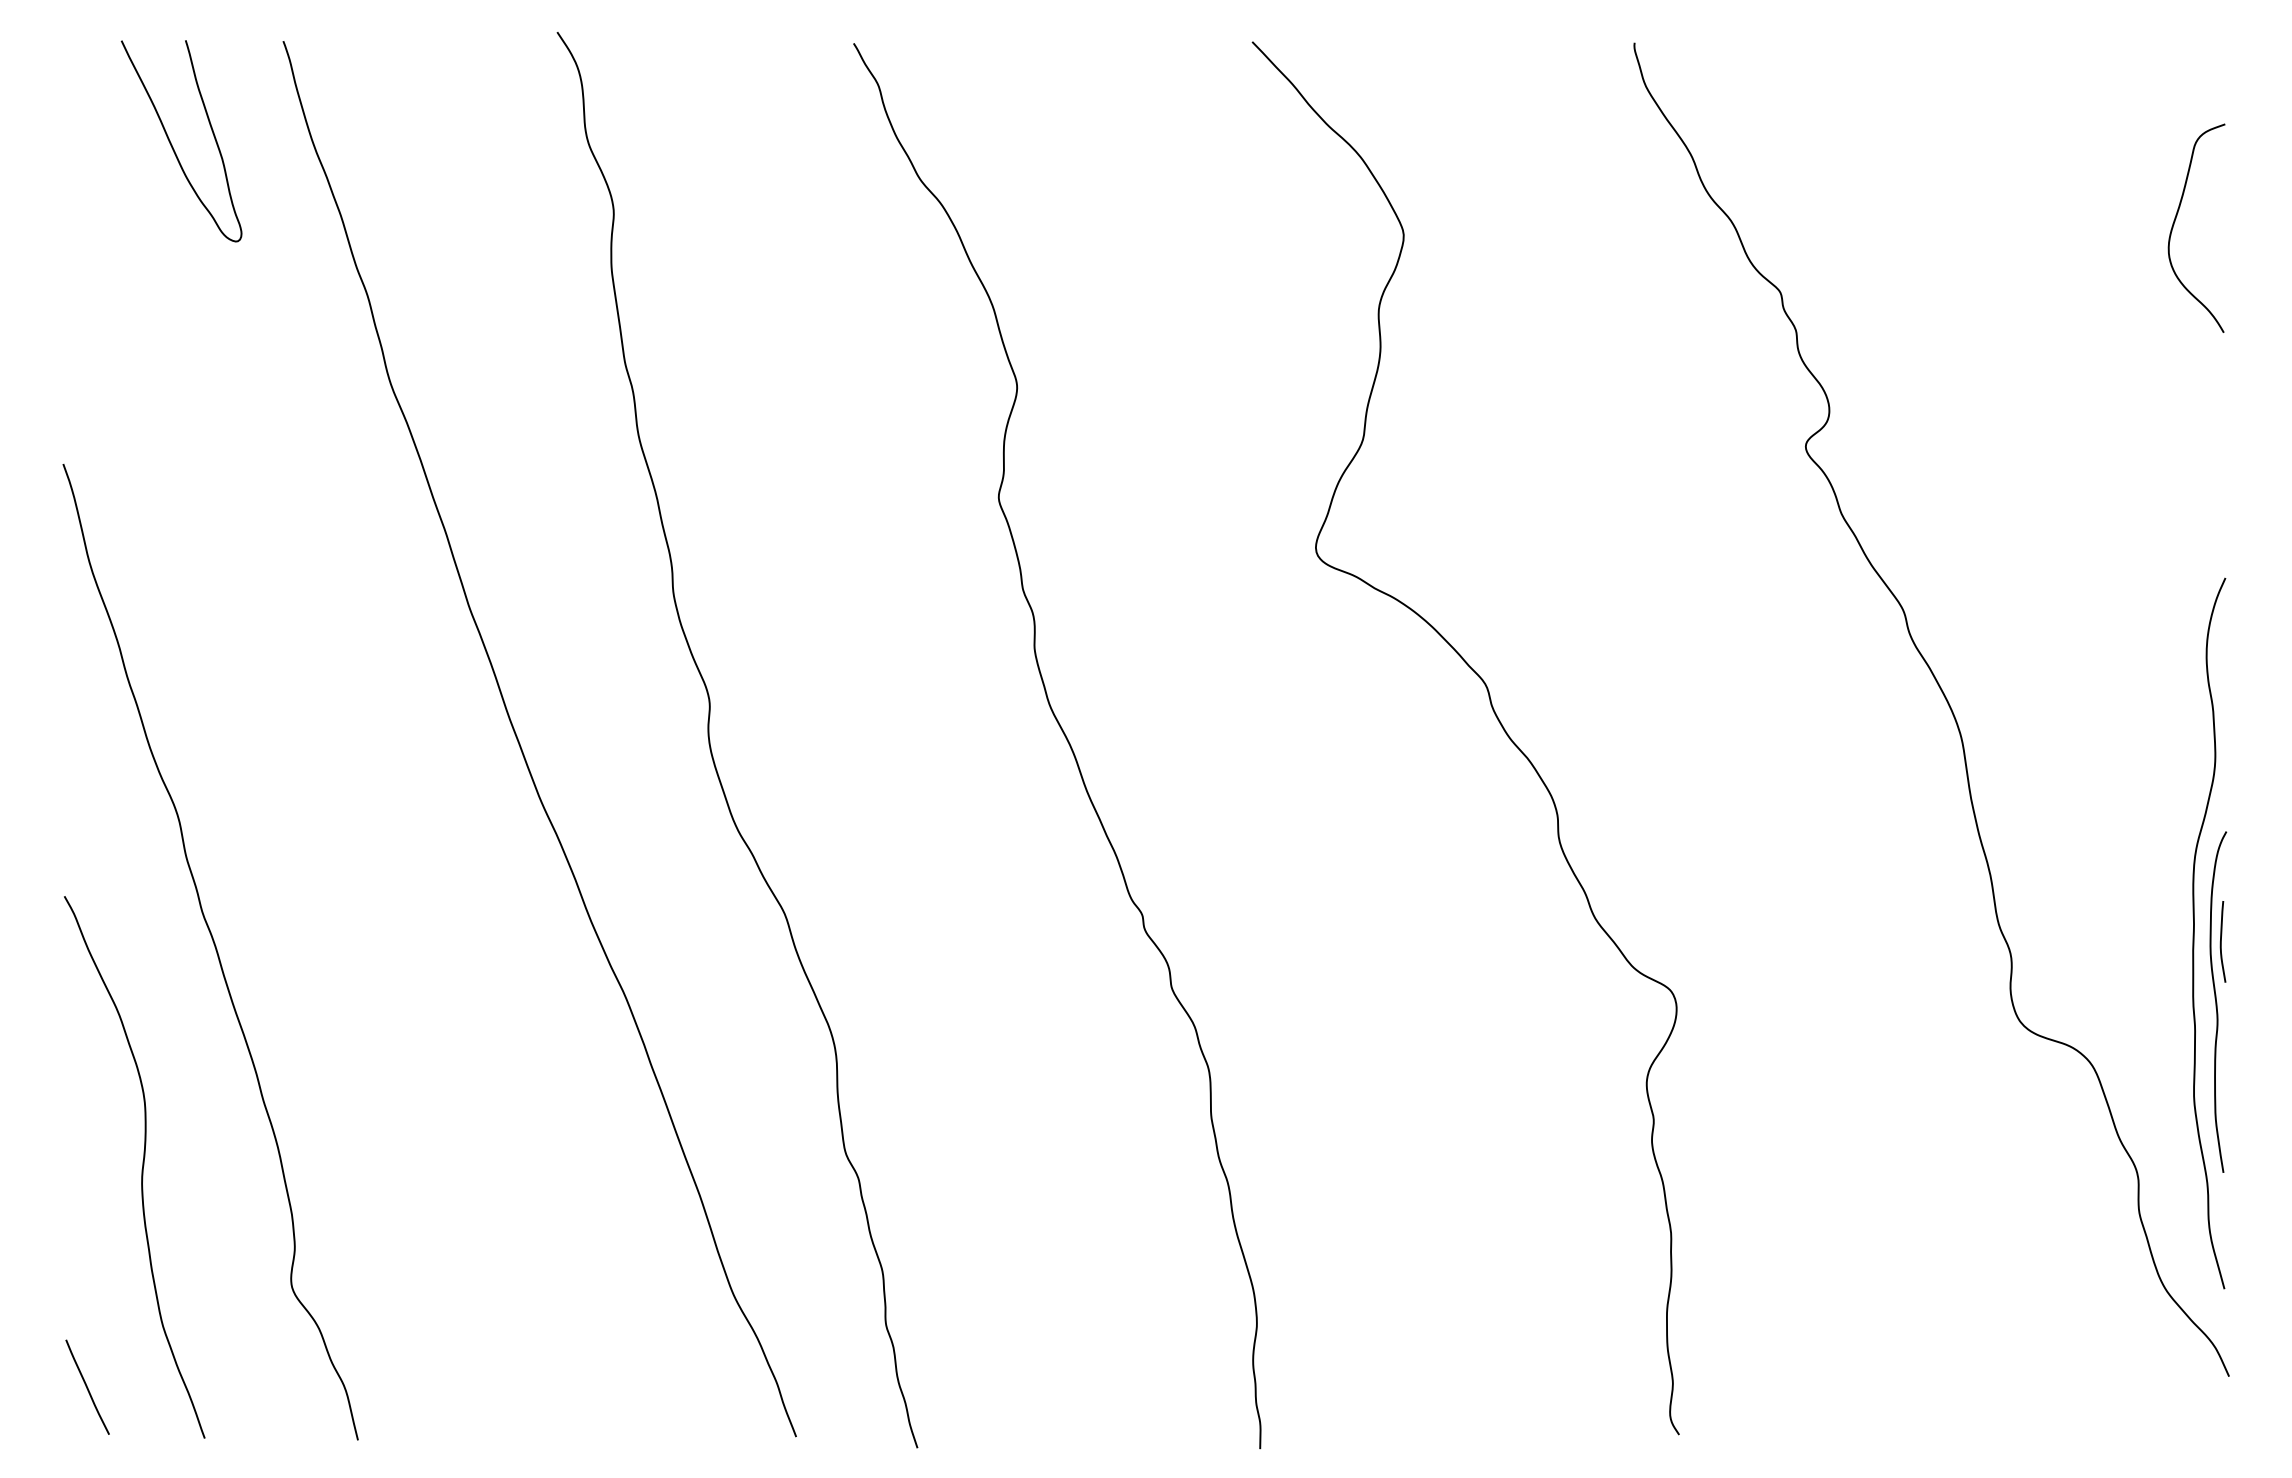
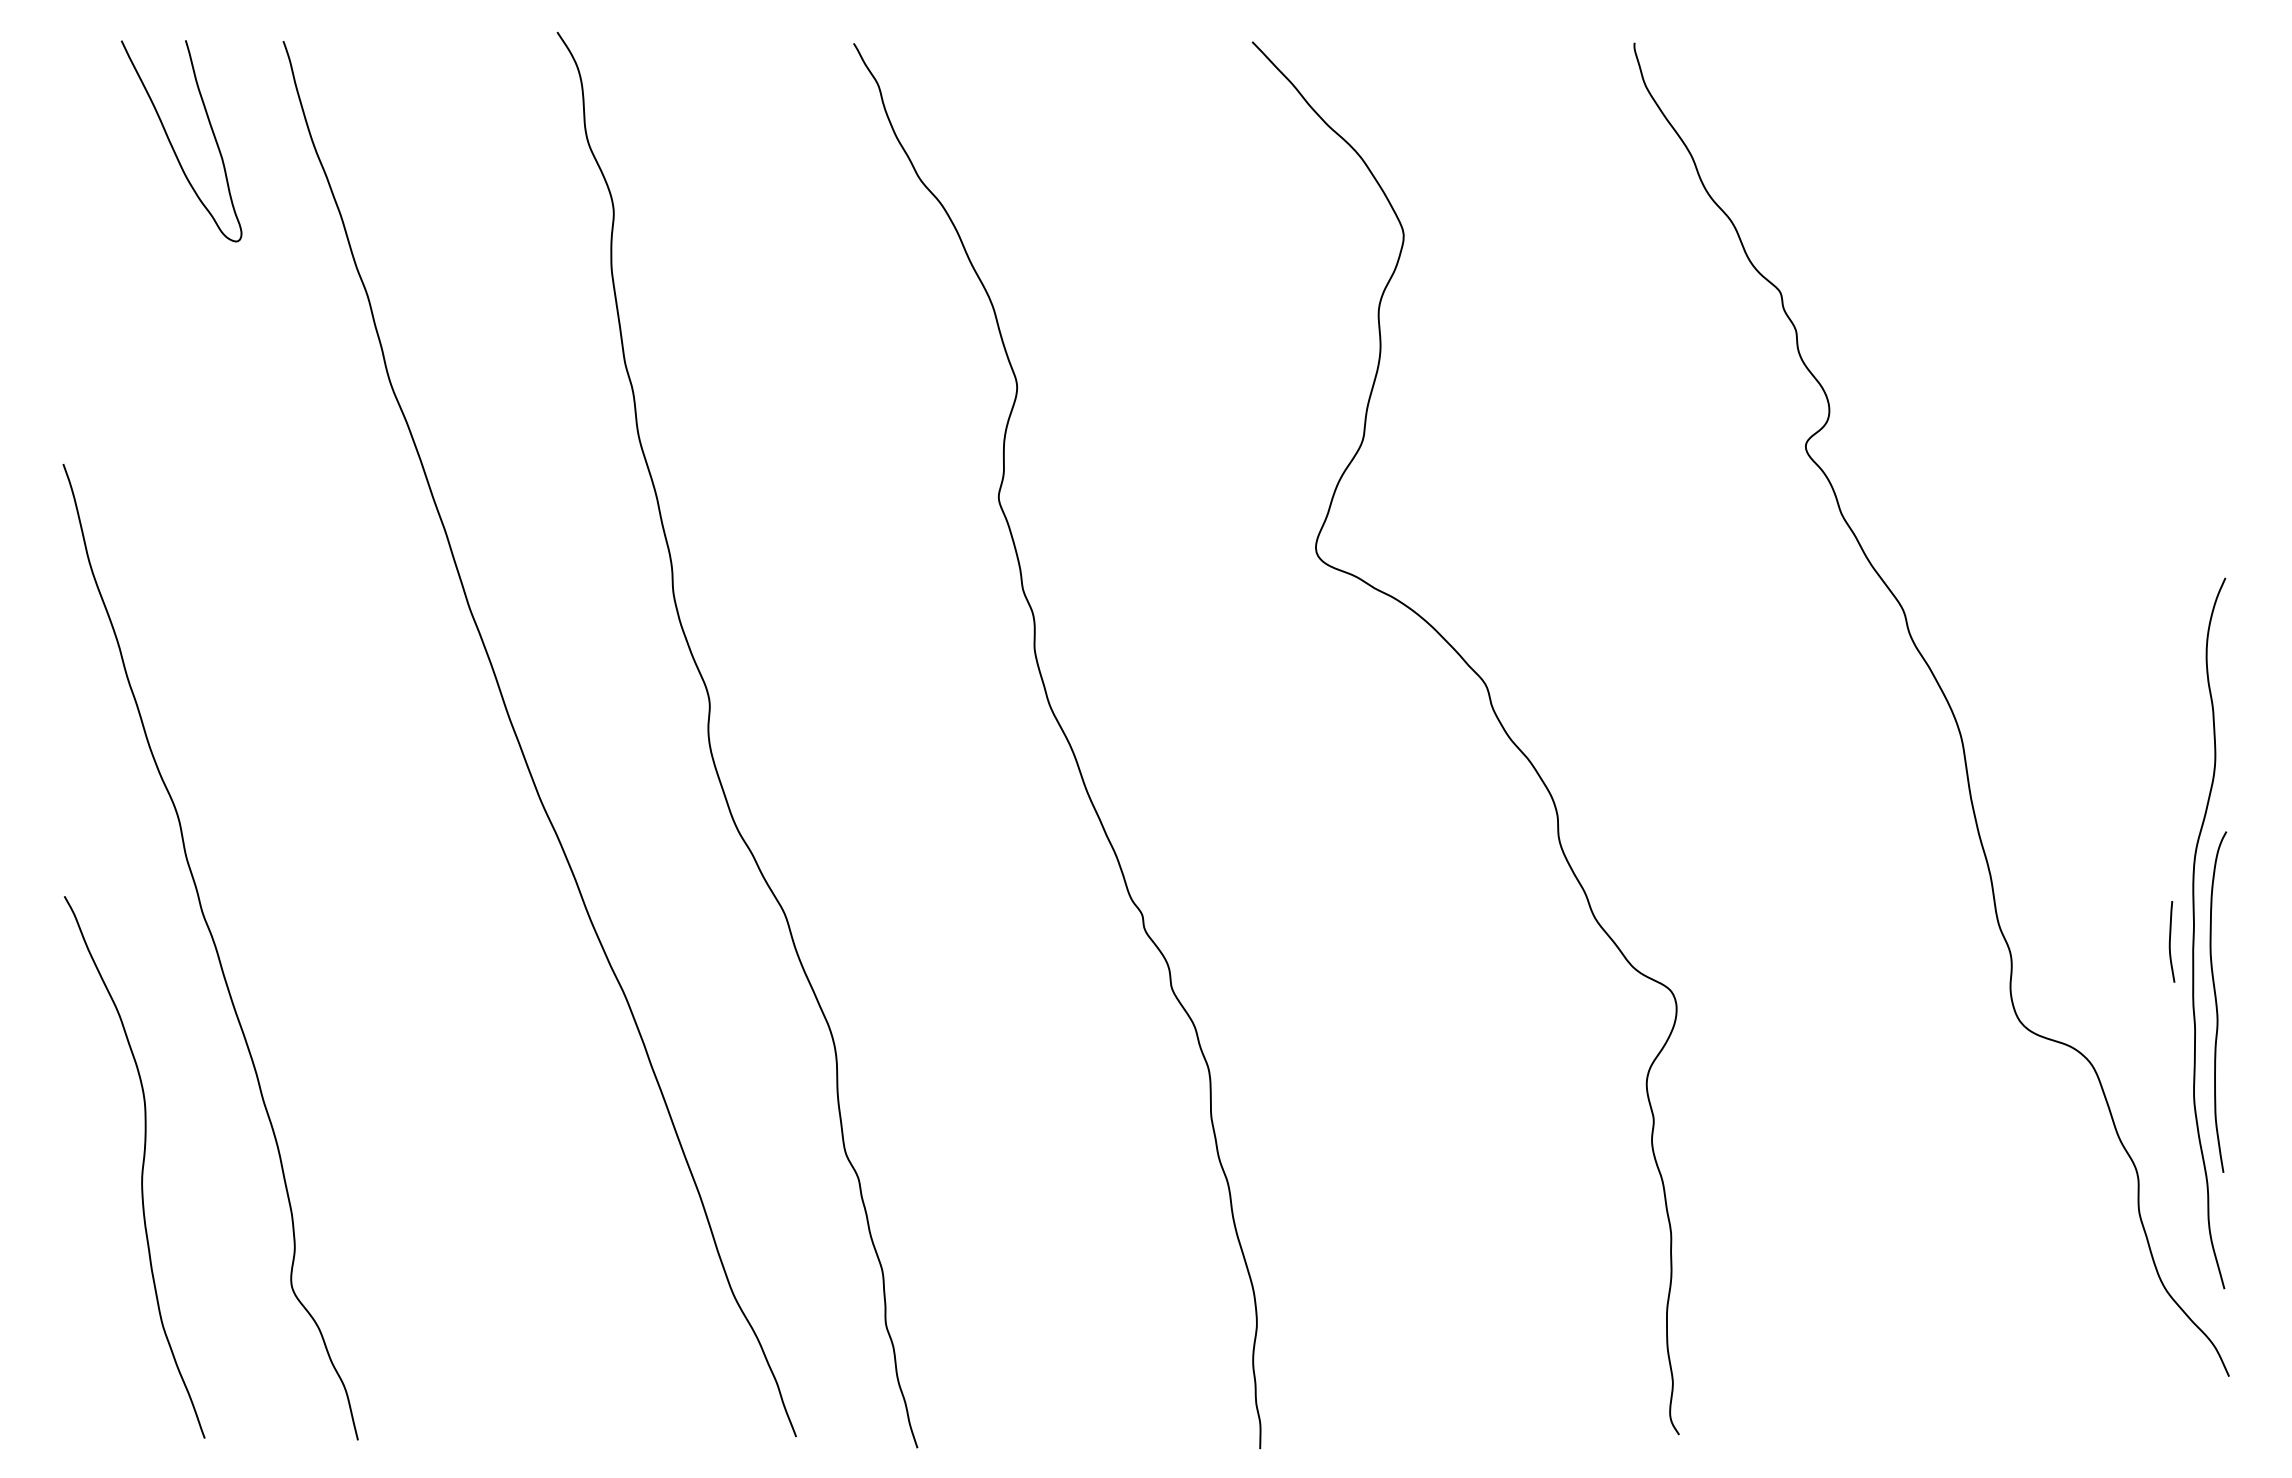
curve: present -> none (2175, 221)
curve position: (2221, 941) -> (2170, 941) (2170, 941)
line: present -> none (87, 1386)
